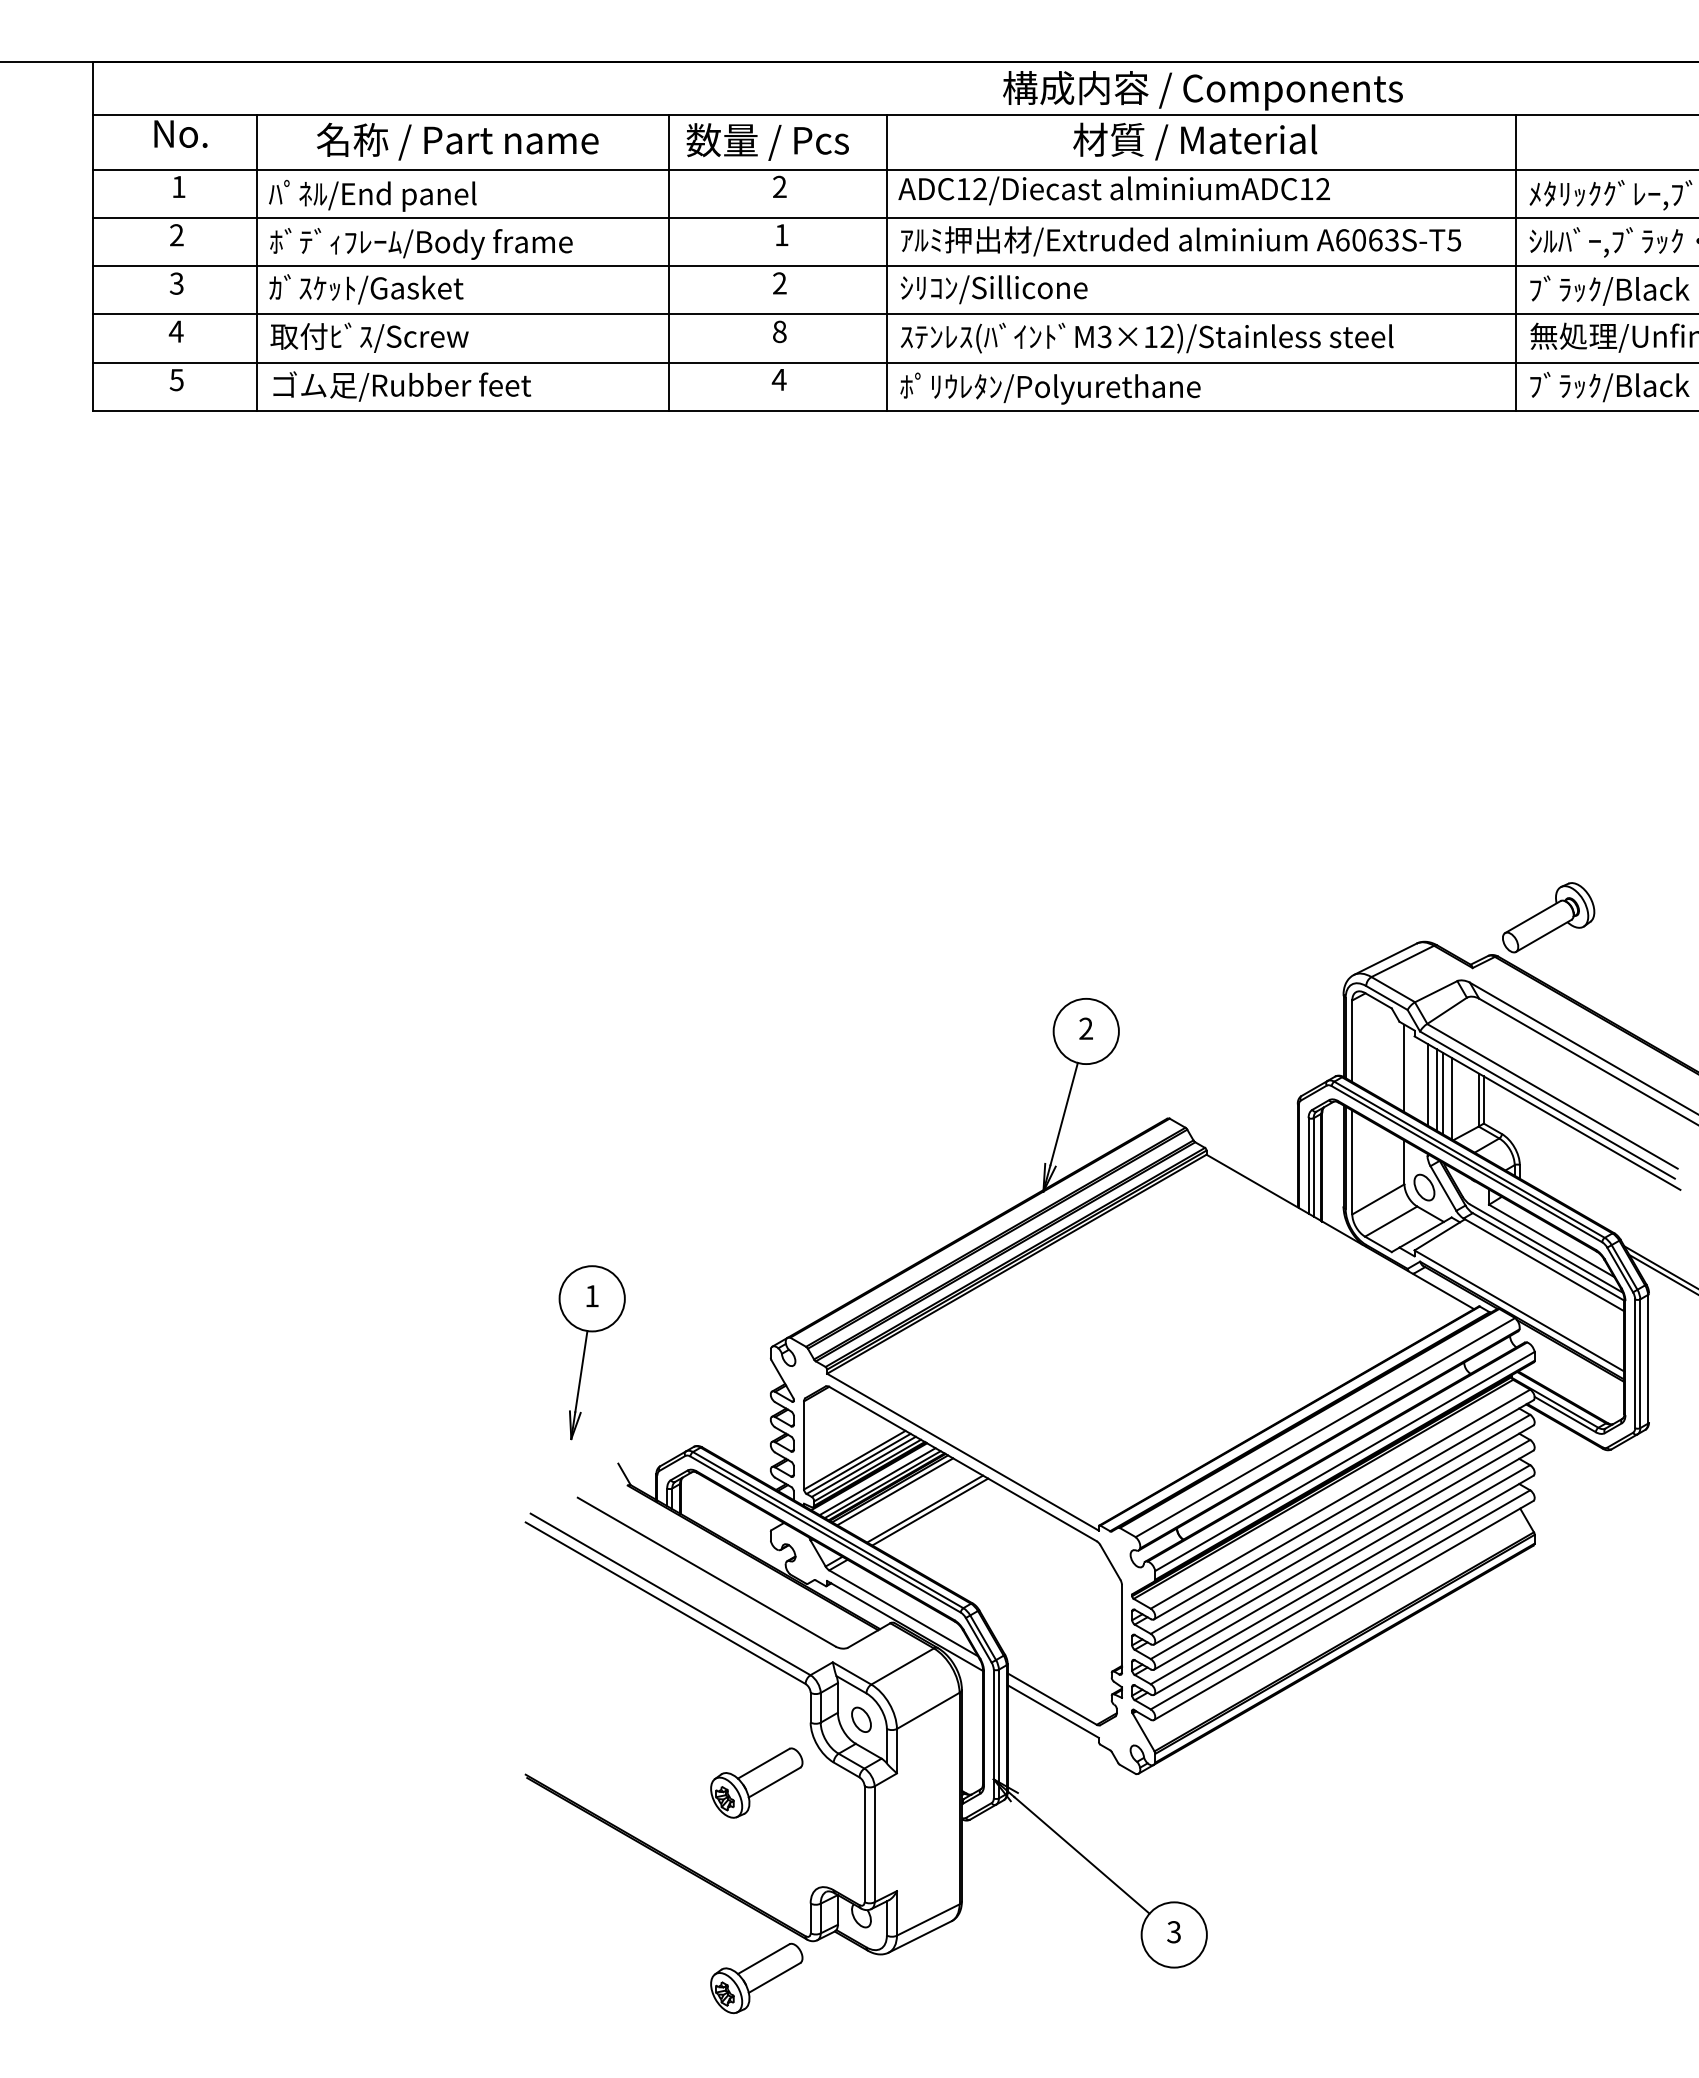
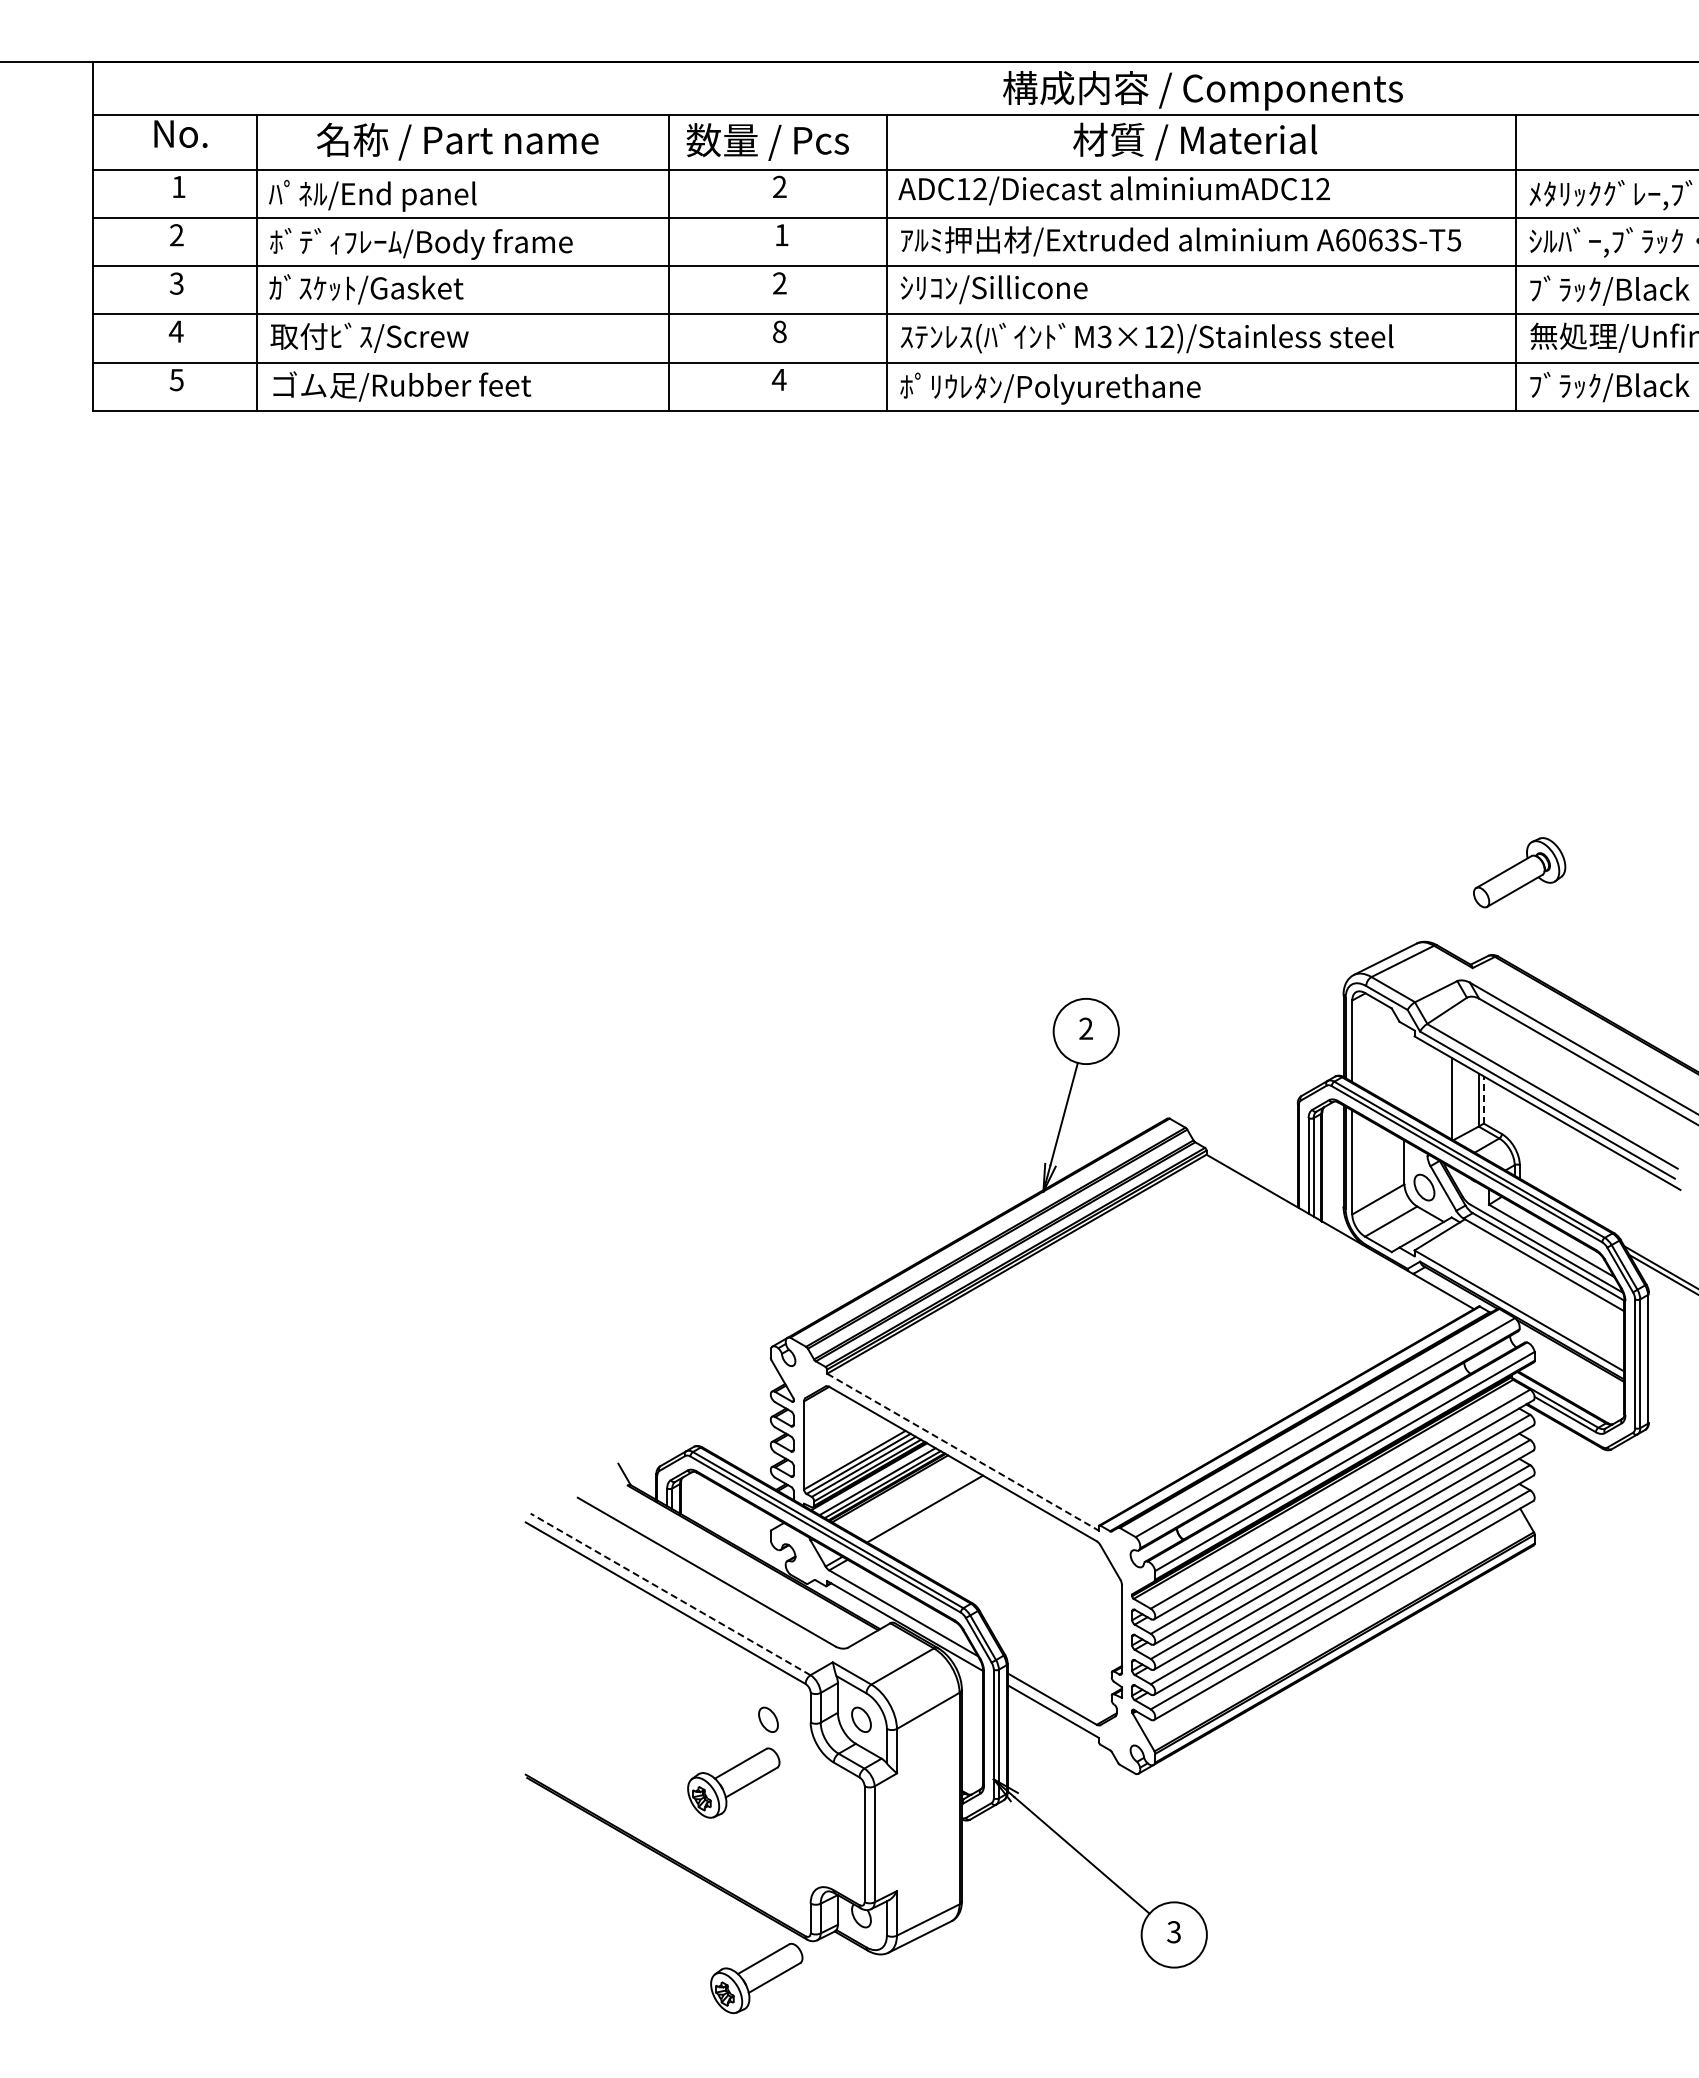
part position: (1548, 917) -> (1519, 872) (1519, 872)
line: present -> none (1404, 1068)
line: present -> none (1427, 1084)
line: present -> none (1436, 1089)
line: present -> none (1442, 1093)
line: solid -> dashed (1483, 1100)
part: present -> none (591, 1352)
line: solid -> dashed (963, 1452)
line: present -> none (895, 1491)
line: present -> none (930, 1511)
line: solid -> dashed (670, 1594)
part: none -> present (768, 1719)
part position: (756, 1782) -> (733, 1782) (733, 1782)
